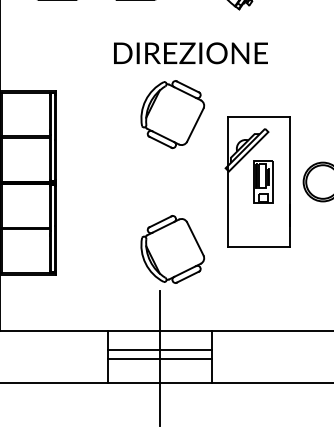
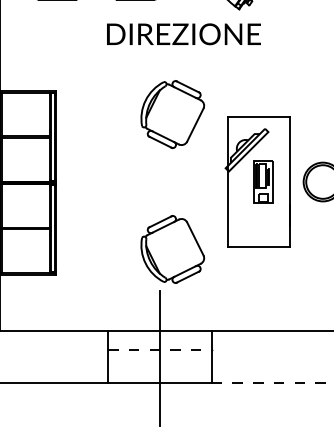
text position: (190, 53) -> (183, 34) (183, 34)
line: solid -> dashed (160, 349)
line: present -> none (159, 359)
line: solid -> dashed (272, 382)
